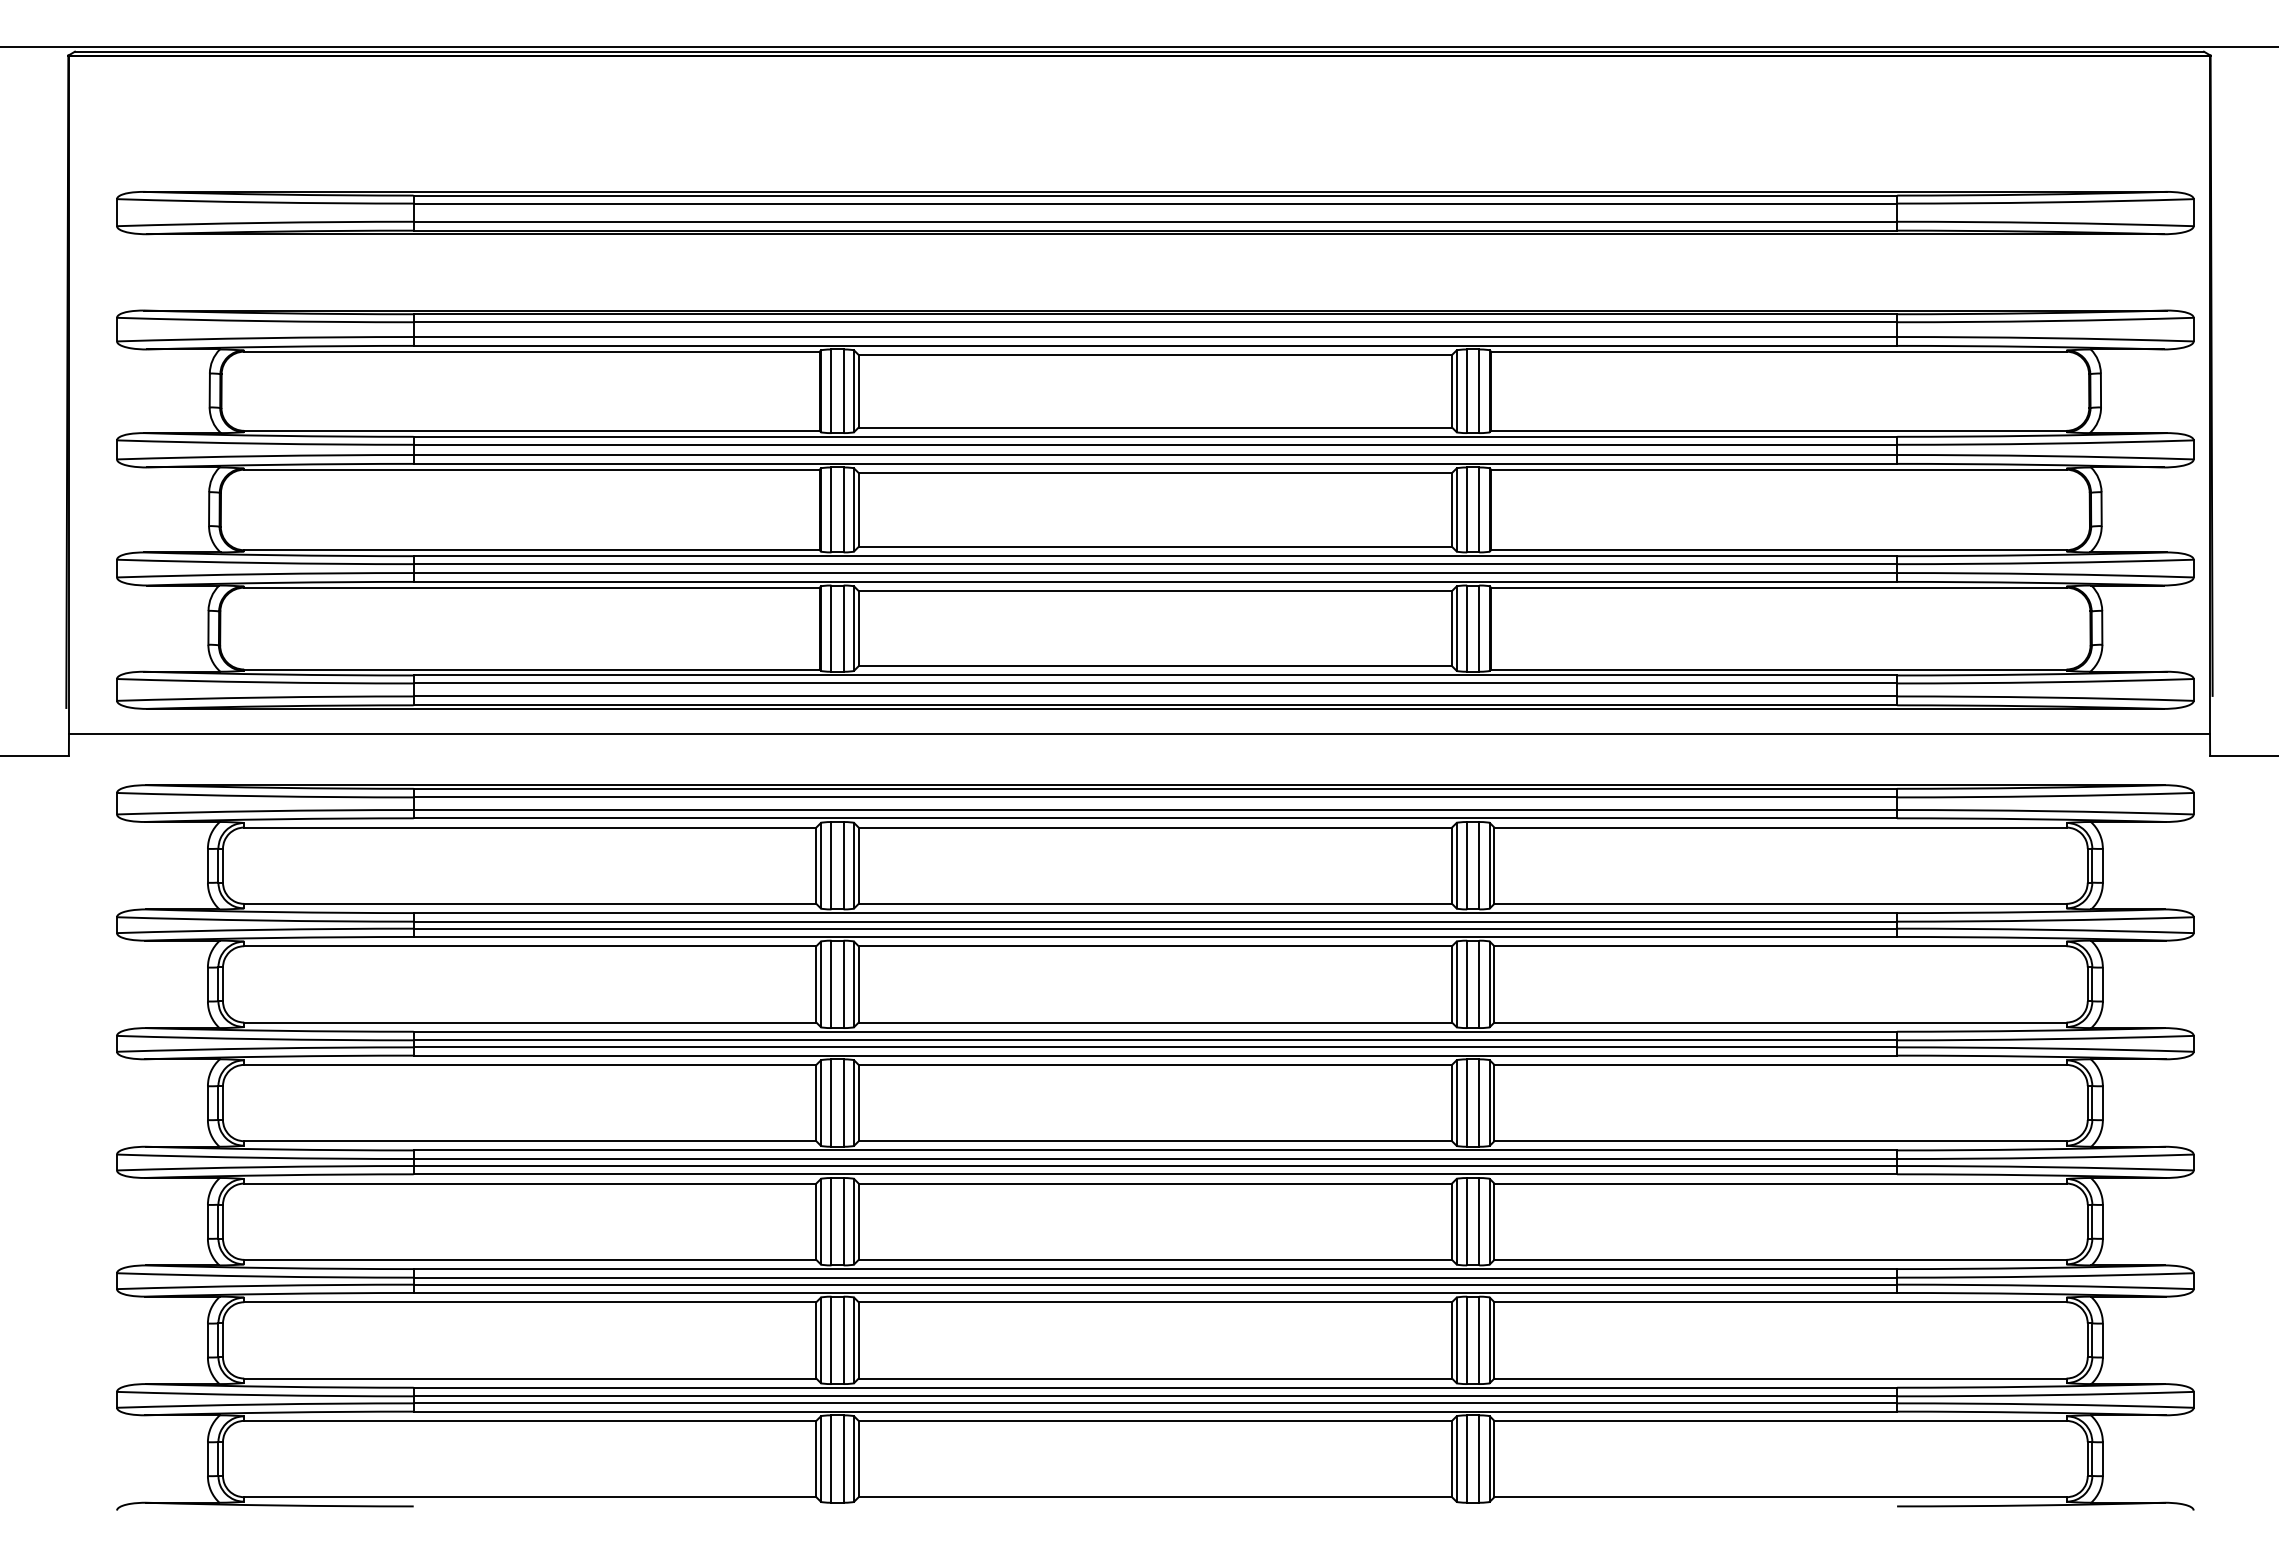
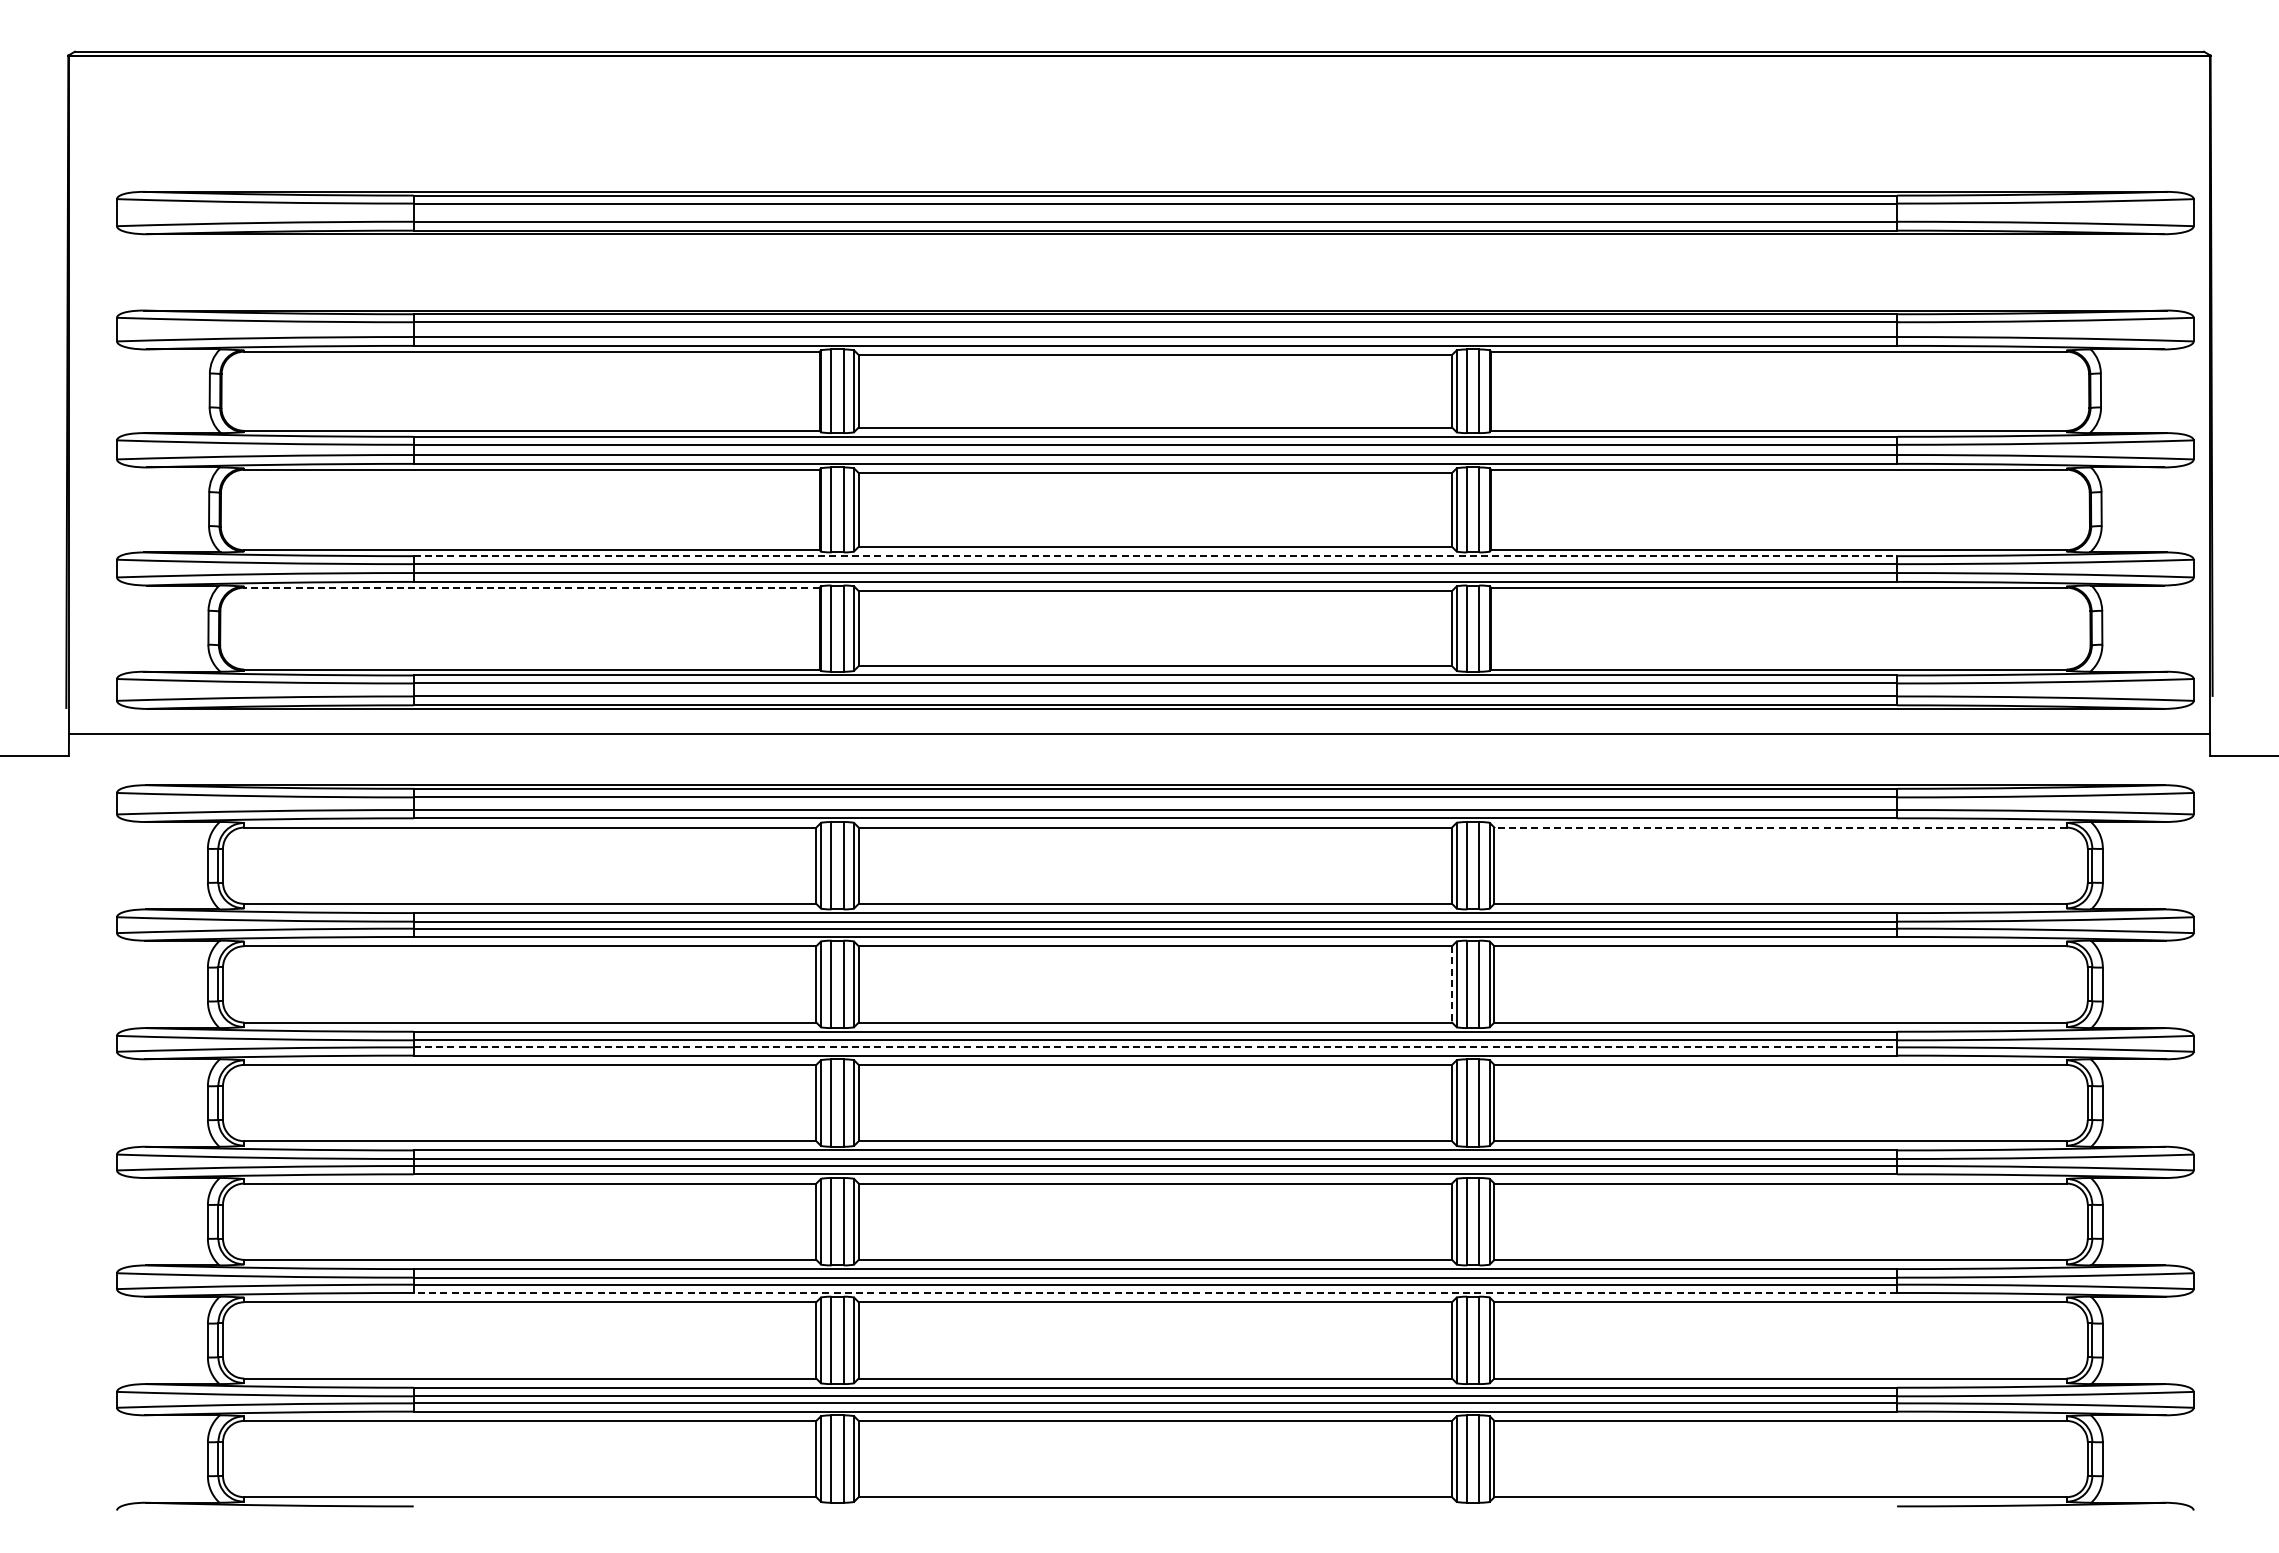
line: present -> none (1138, 46)
line: solid -> dashed (1155, 556)
line: solid -> dashed (531, 587)
line: solid -> dashed (1779, 827)
line: solid -> dashed (1452, 984)
line: solid -> dashed (1155, 1047)
line: solid -> dashed (1155, 1292)
